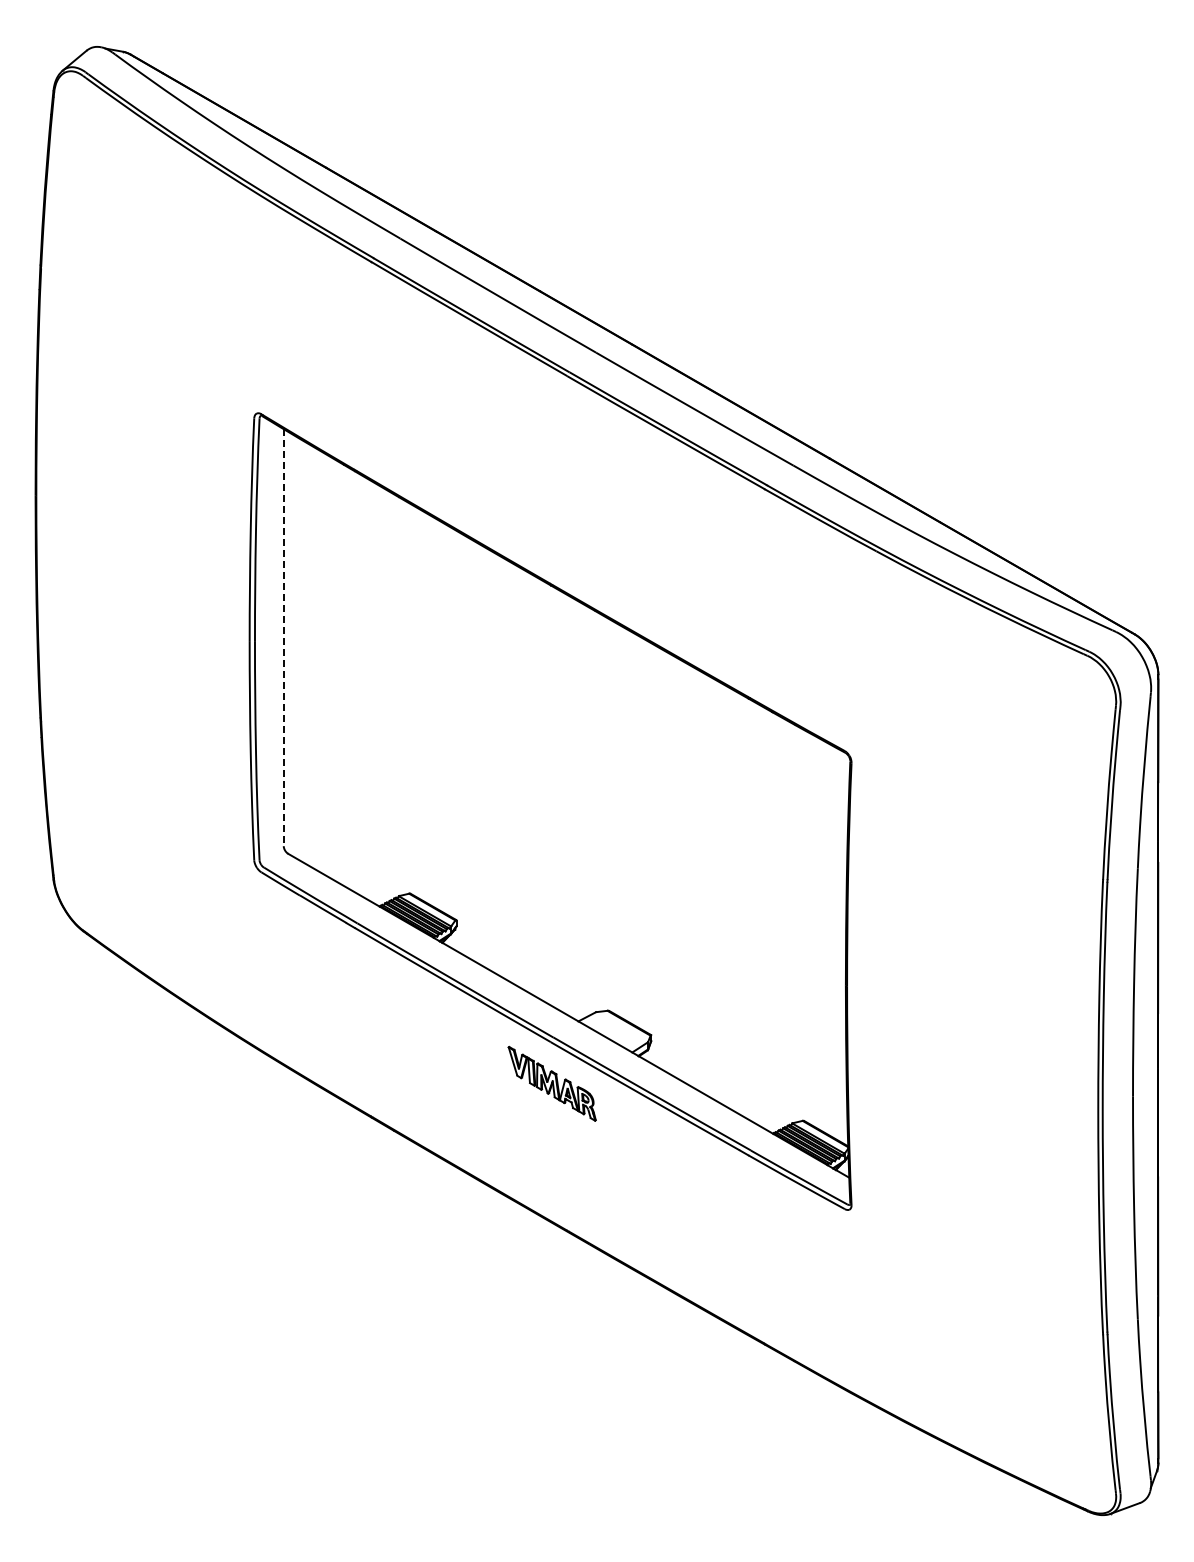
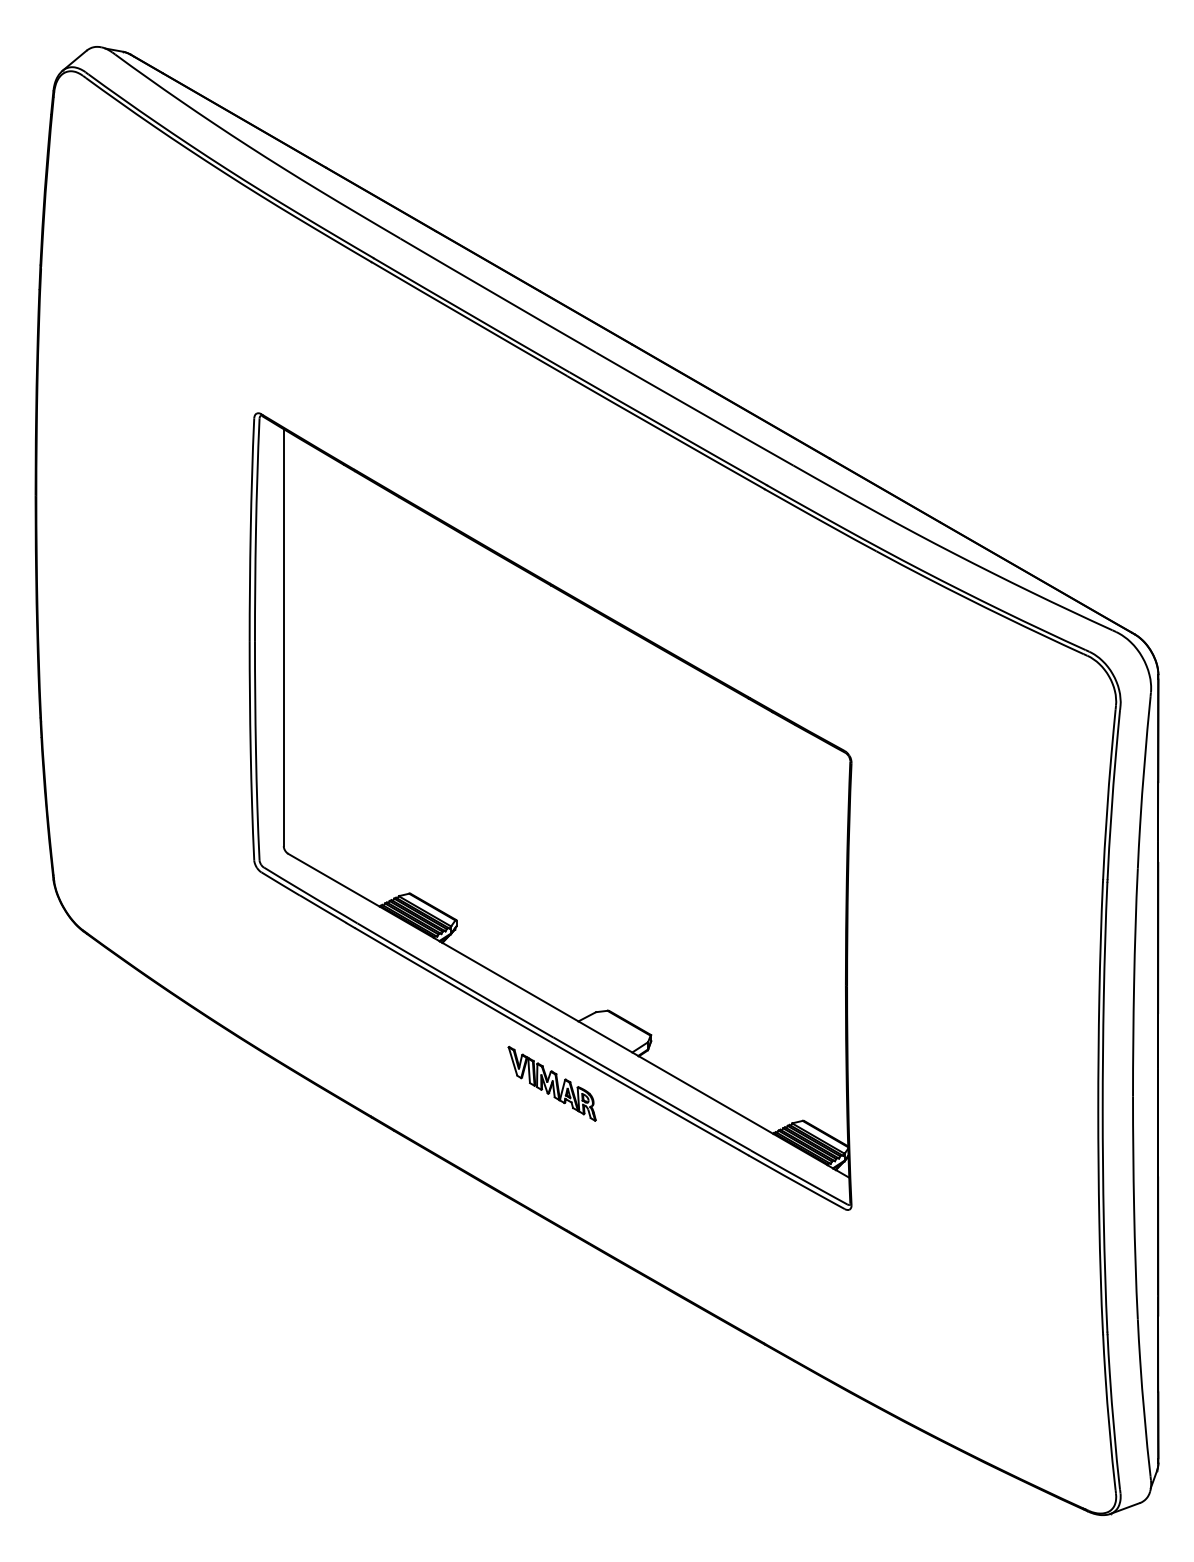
line: dashed -> solid (283, 637)
